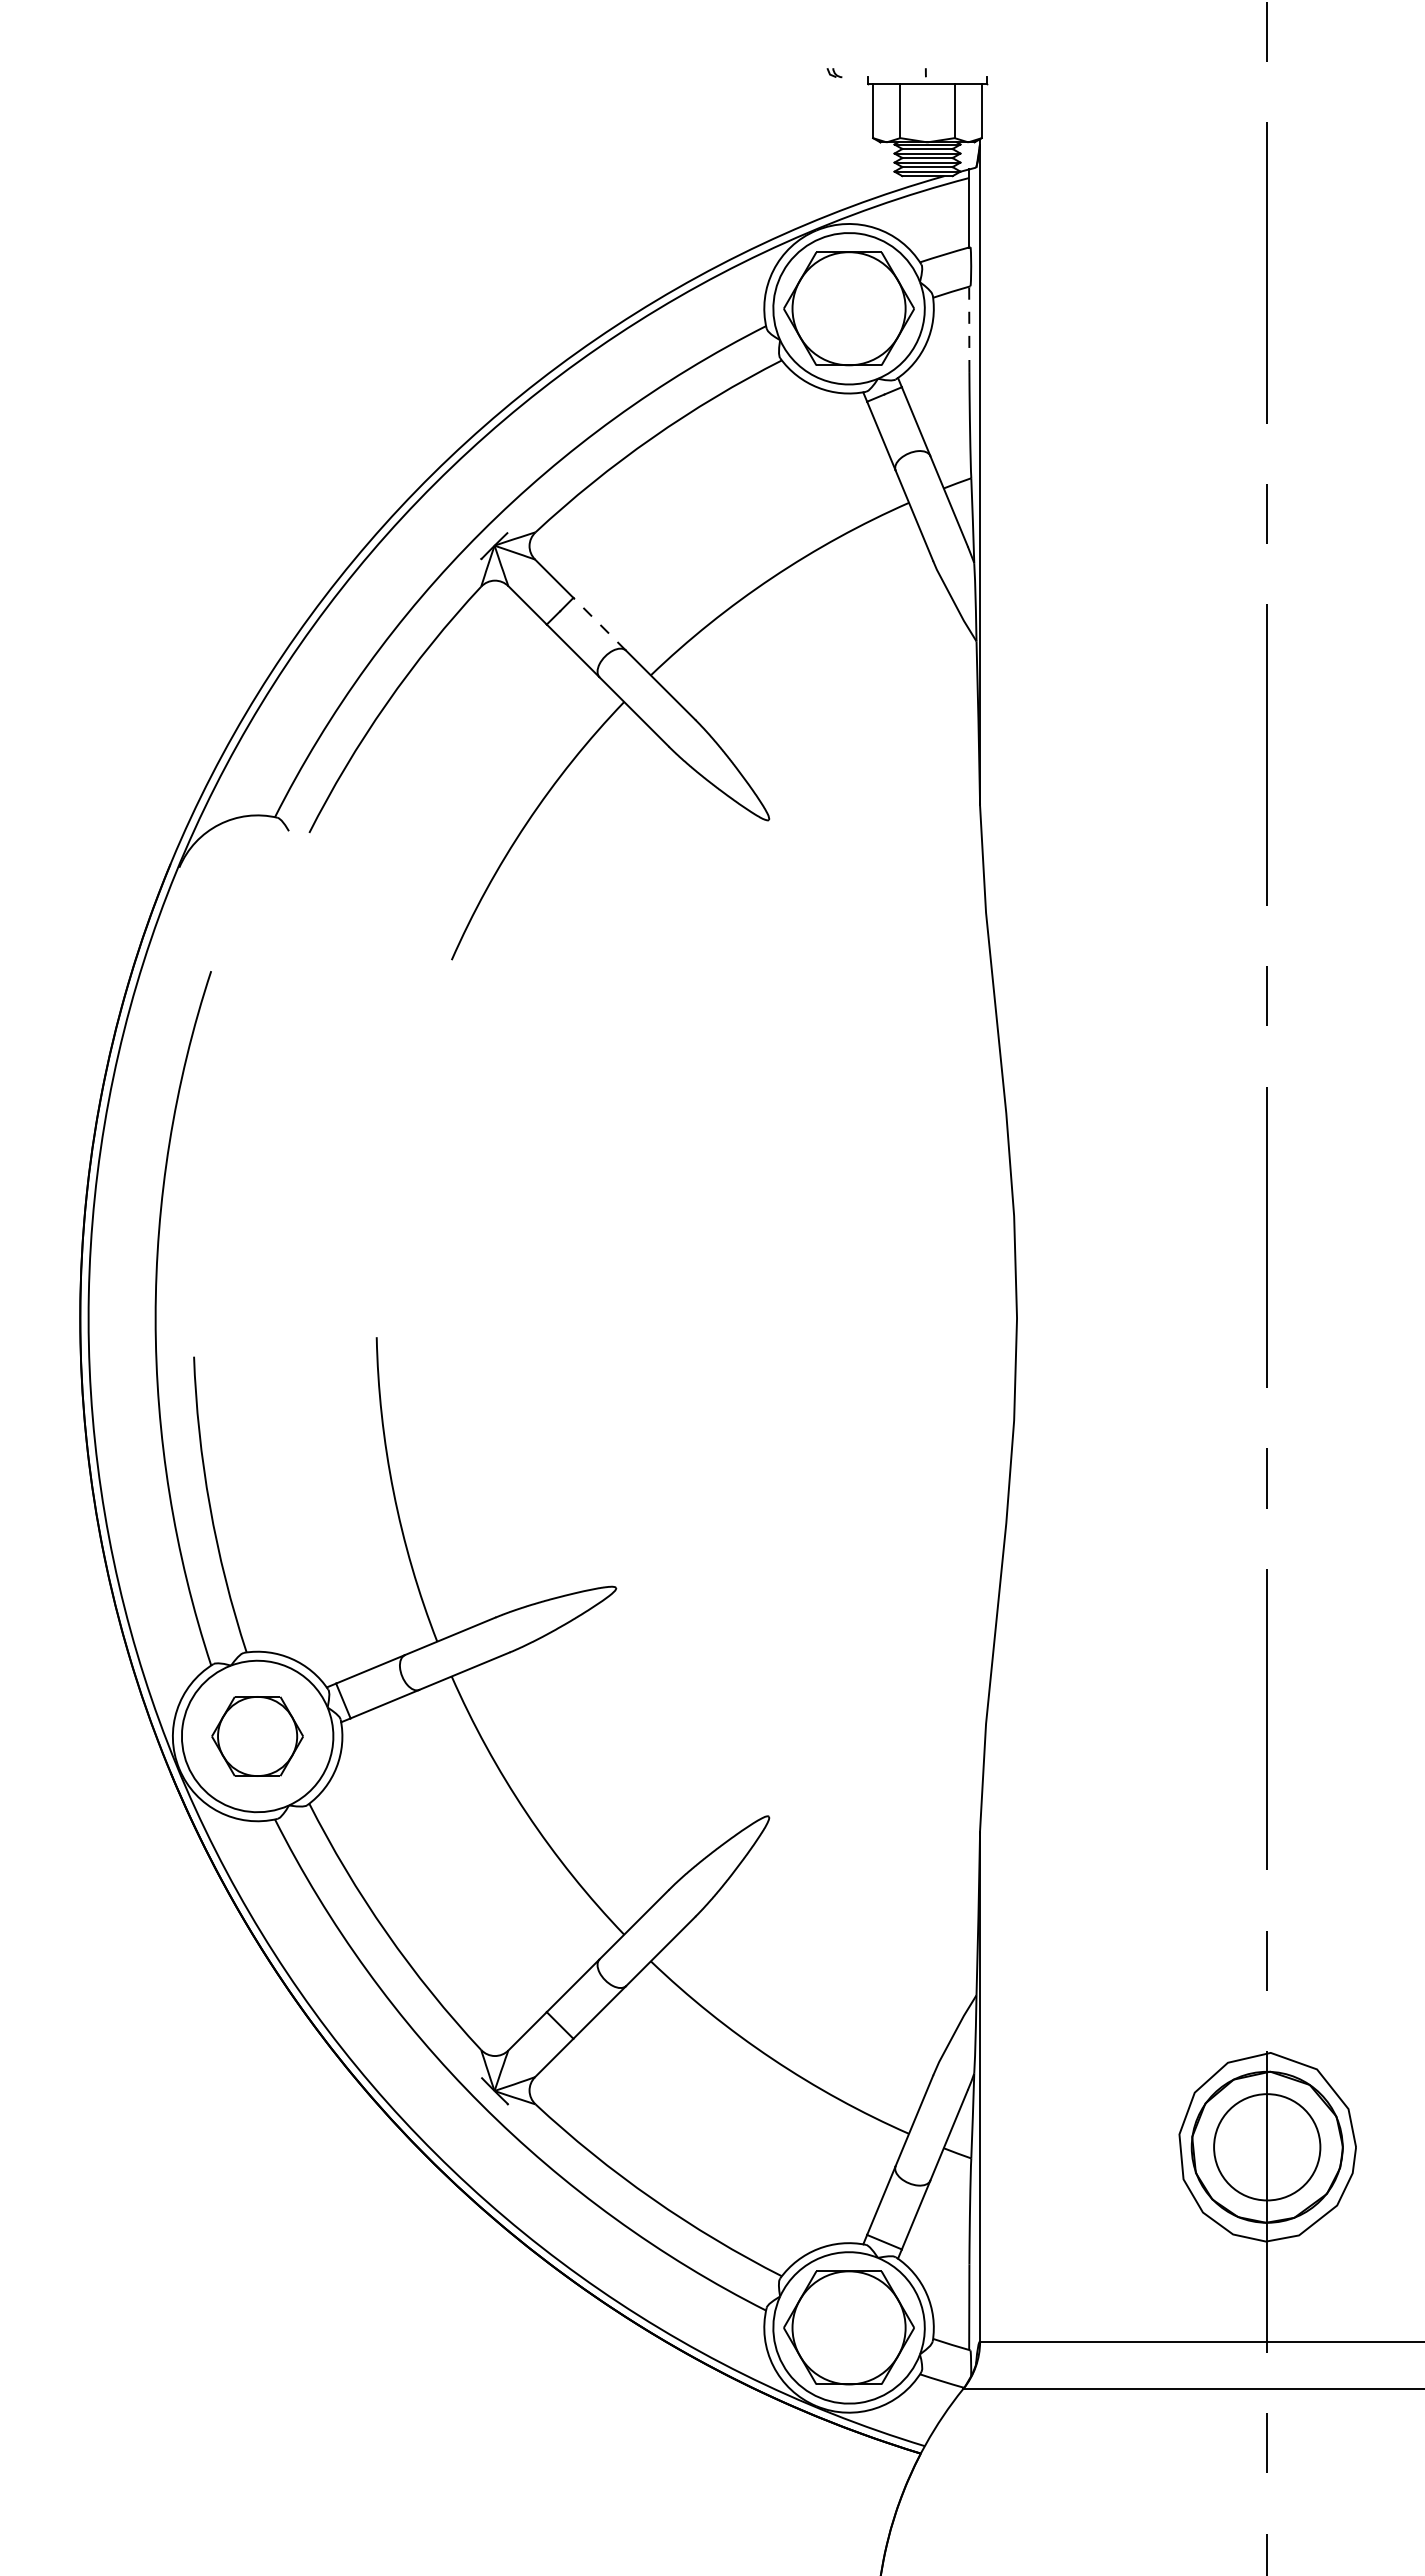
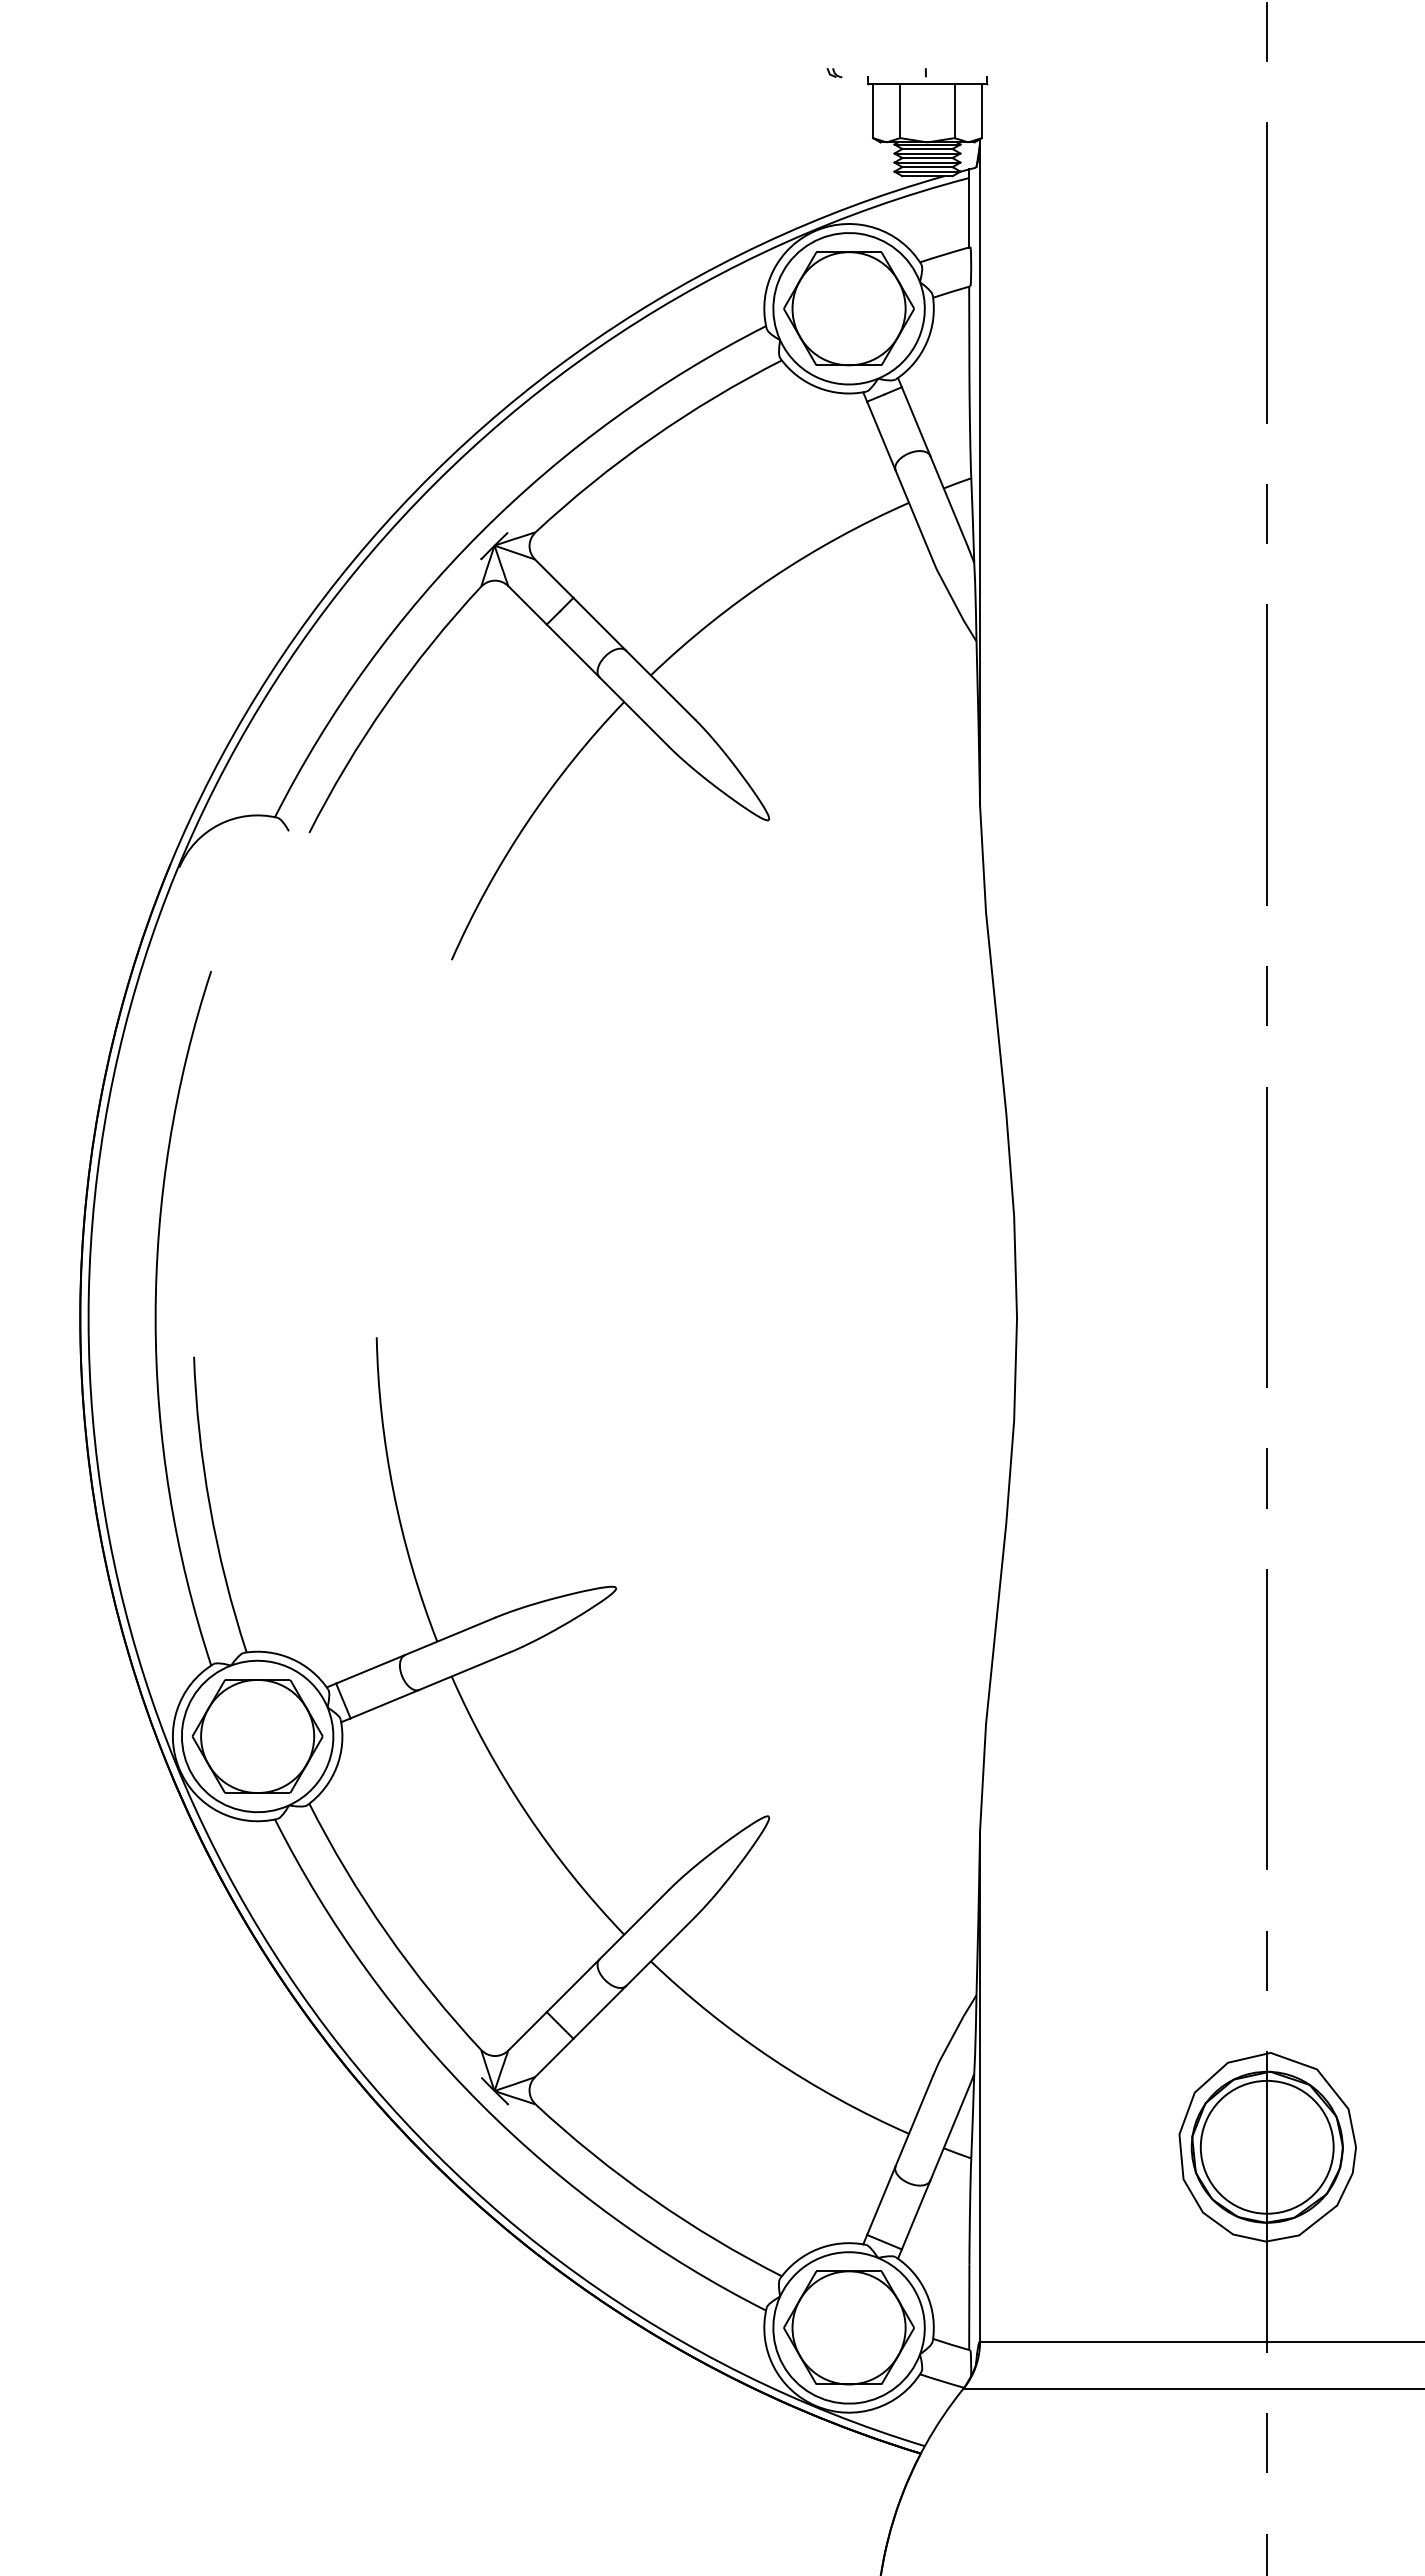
line: dashed -> solid (969, 329)
line: dashed -> solid (599, 623)
part size: 93x81 px -> 133x115 px (257, 1736)
circle diameter: 106 px -> 133 px (1266, 2146)
